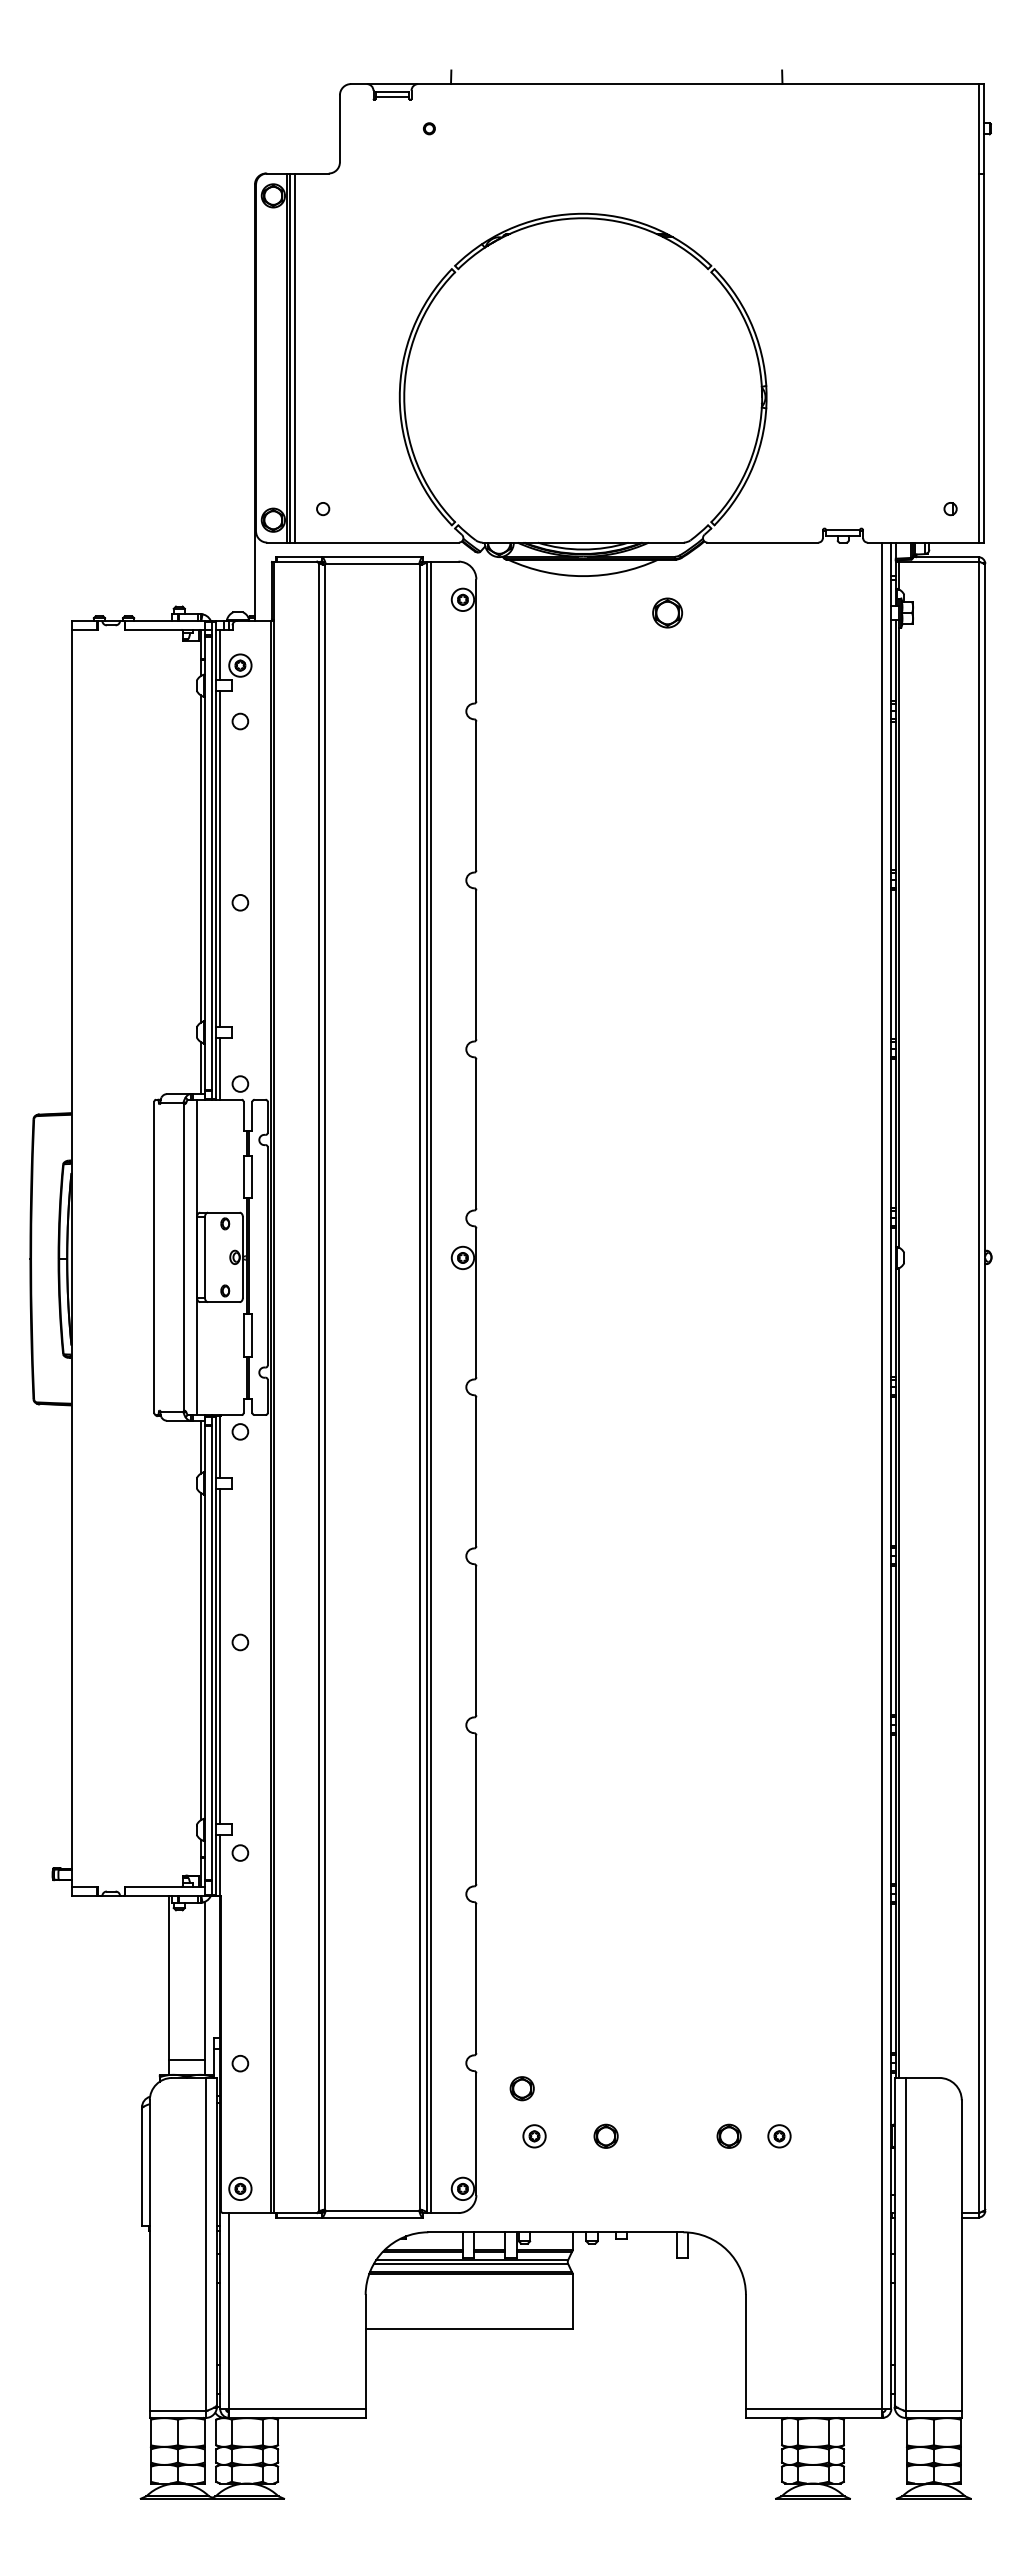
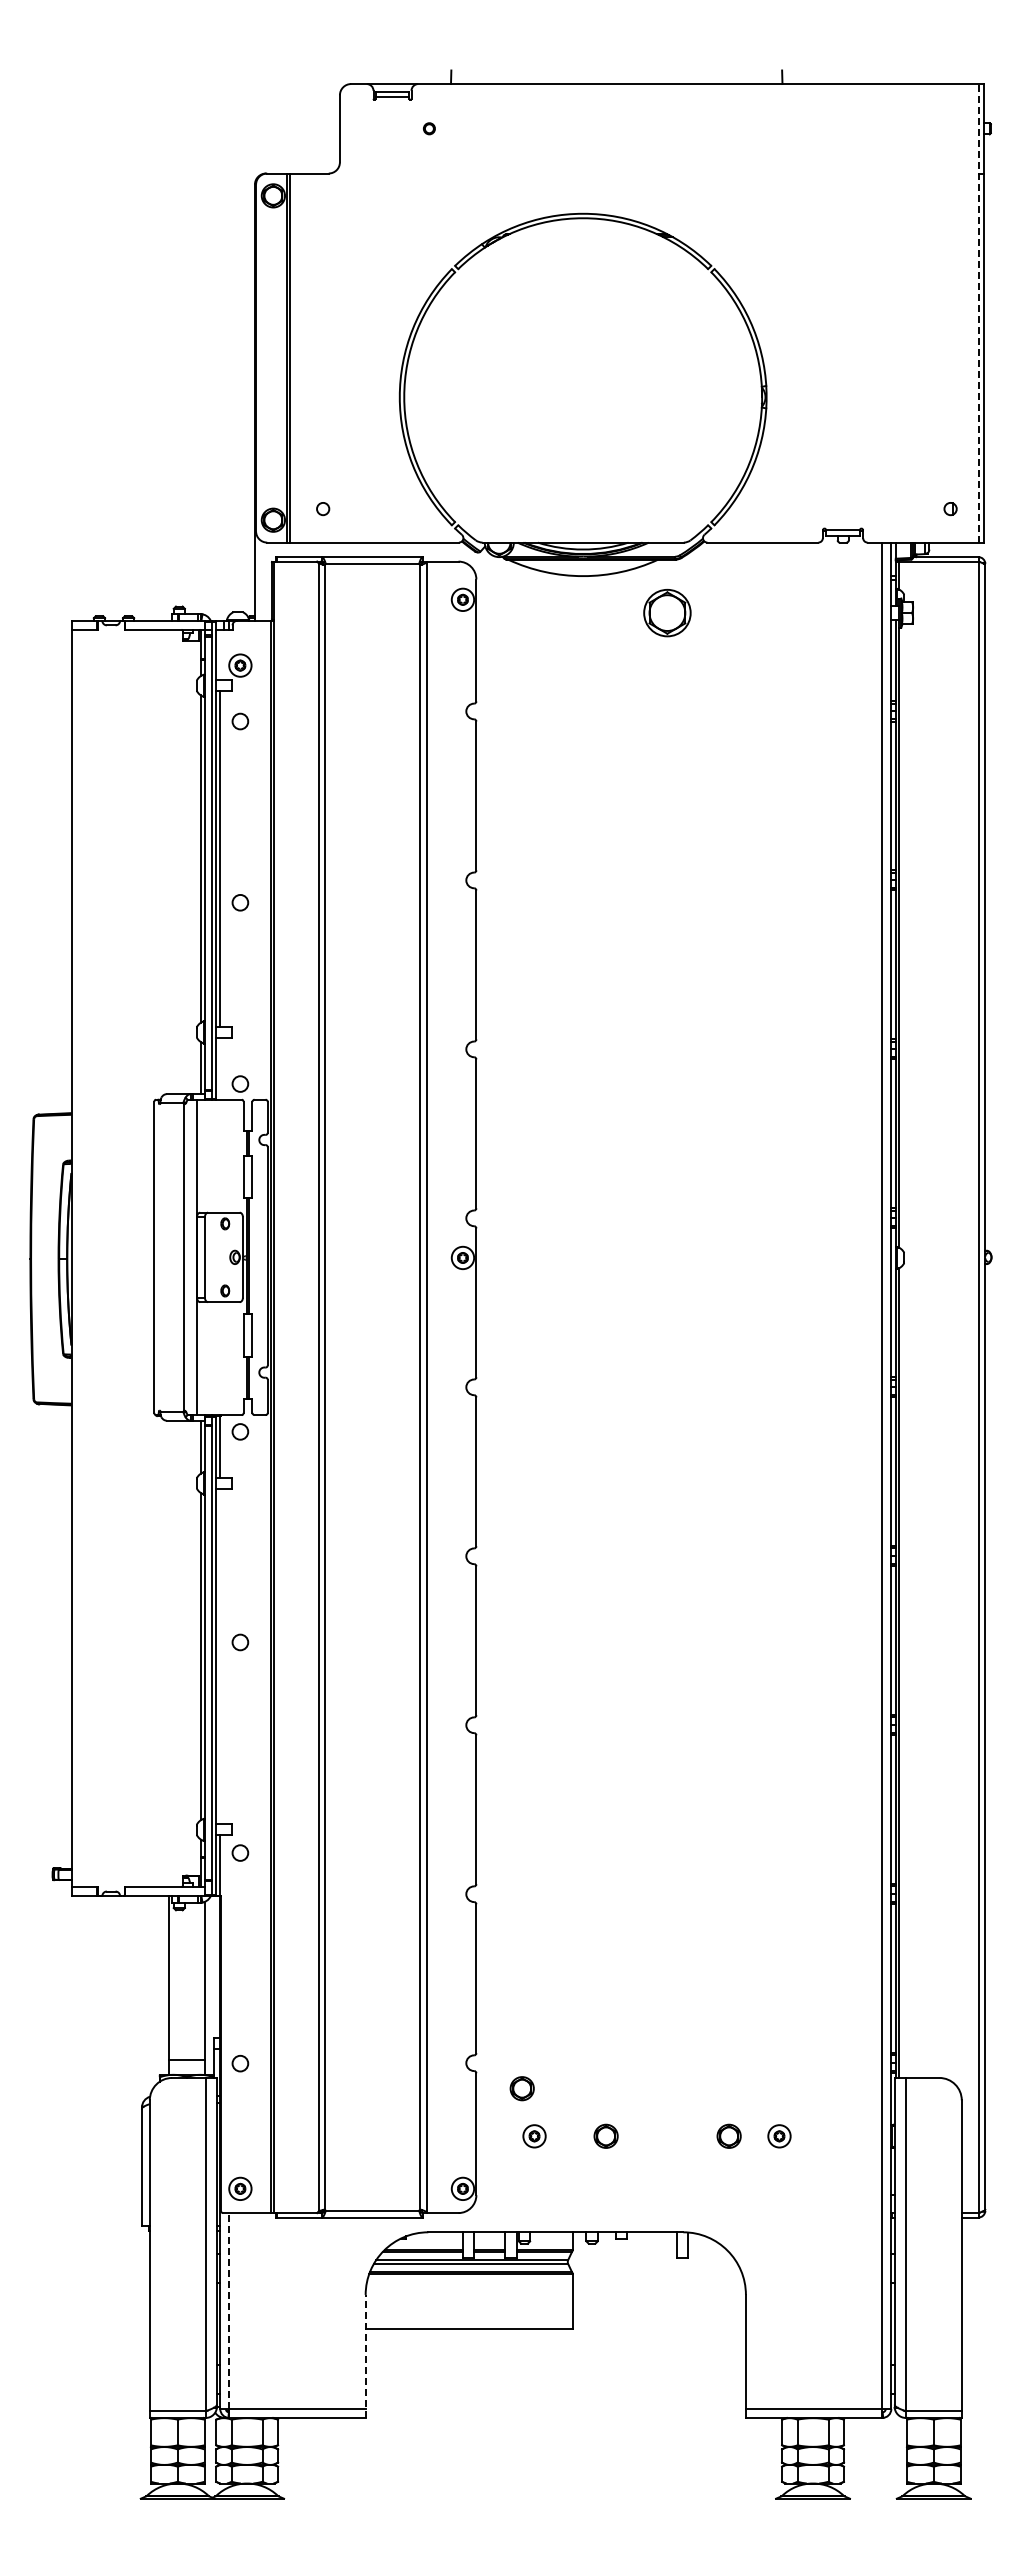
line: solid -> dashed (978, 312)
line: present -> none (295, 357)
part size: 32x32 px -> 49x49 px (667, 613)
line: present -> none (219, 654)
line: present -> none (219, 1068)
line: present -> none (430, 1387)
line: present -> none (219, 1656)
line: solid -> dashed (229, 2311)
line: solid -> dashed (365, 2356)
